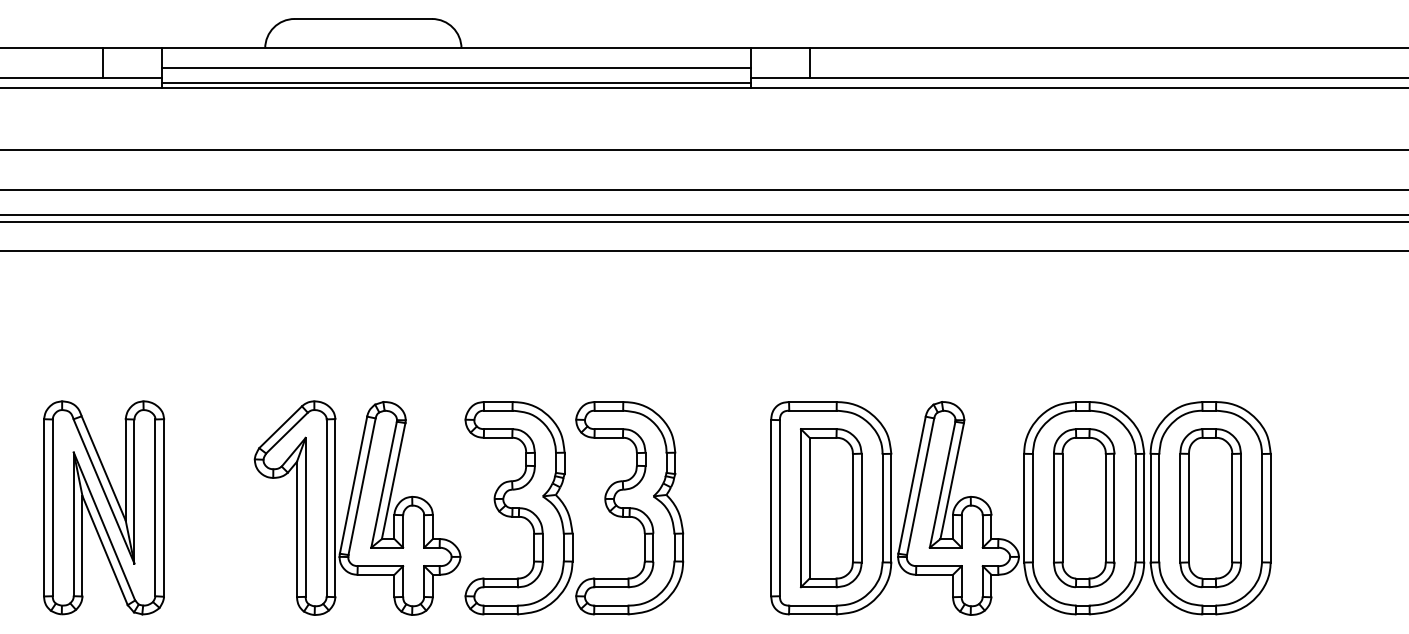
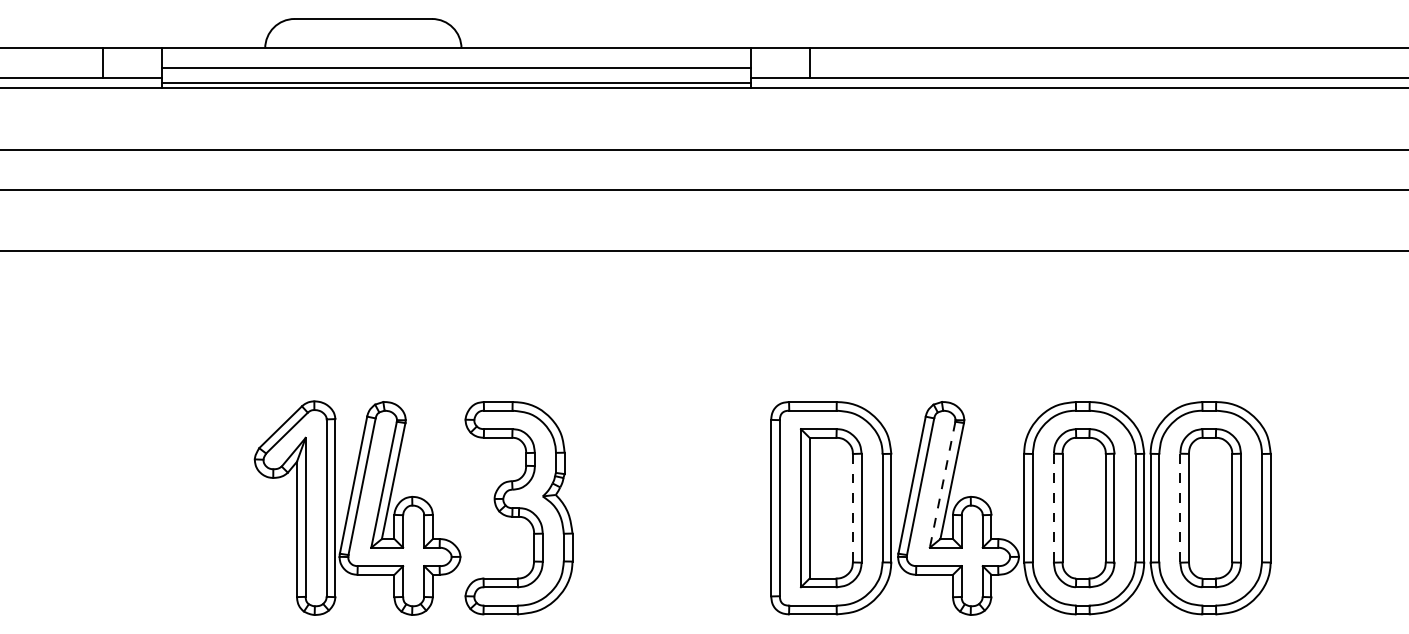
line: present -> none (703, 215)
line: present -> none (703, 221)
line: solid -> dashed (942, 485)
part: present -> none (103, 507)
part: present -> none (629, 508)
line: solid -> dashed (852, 508)
line: solid -> dashed (1053, 508)
line: solid -> dashed (1180, 508)
